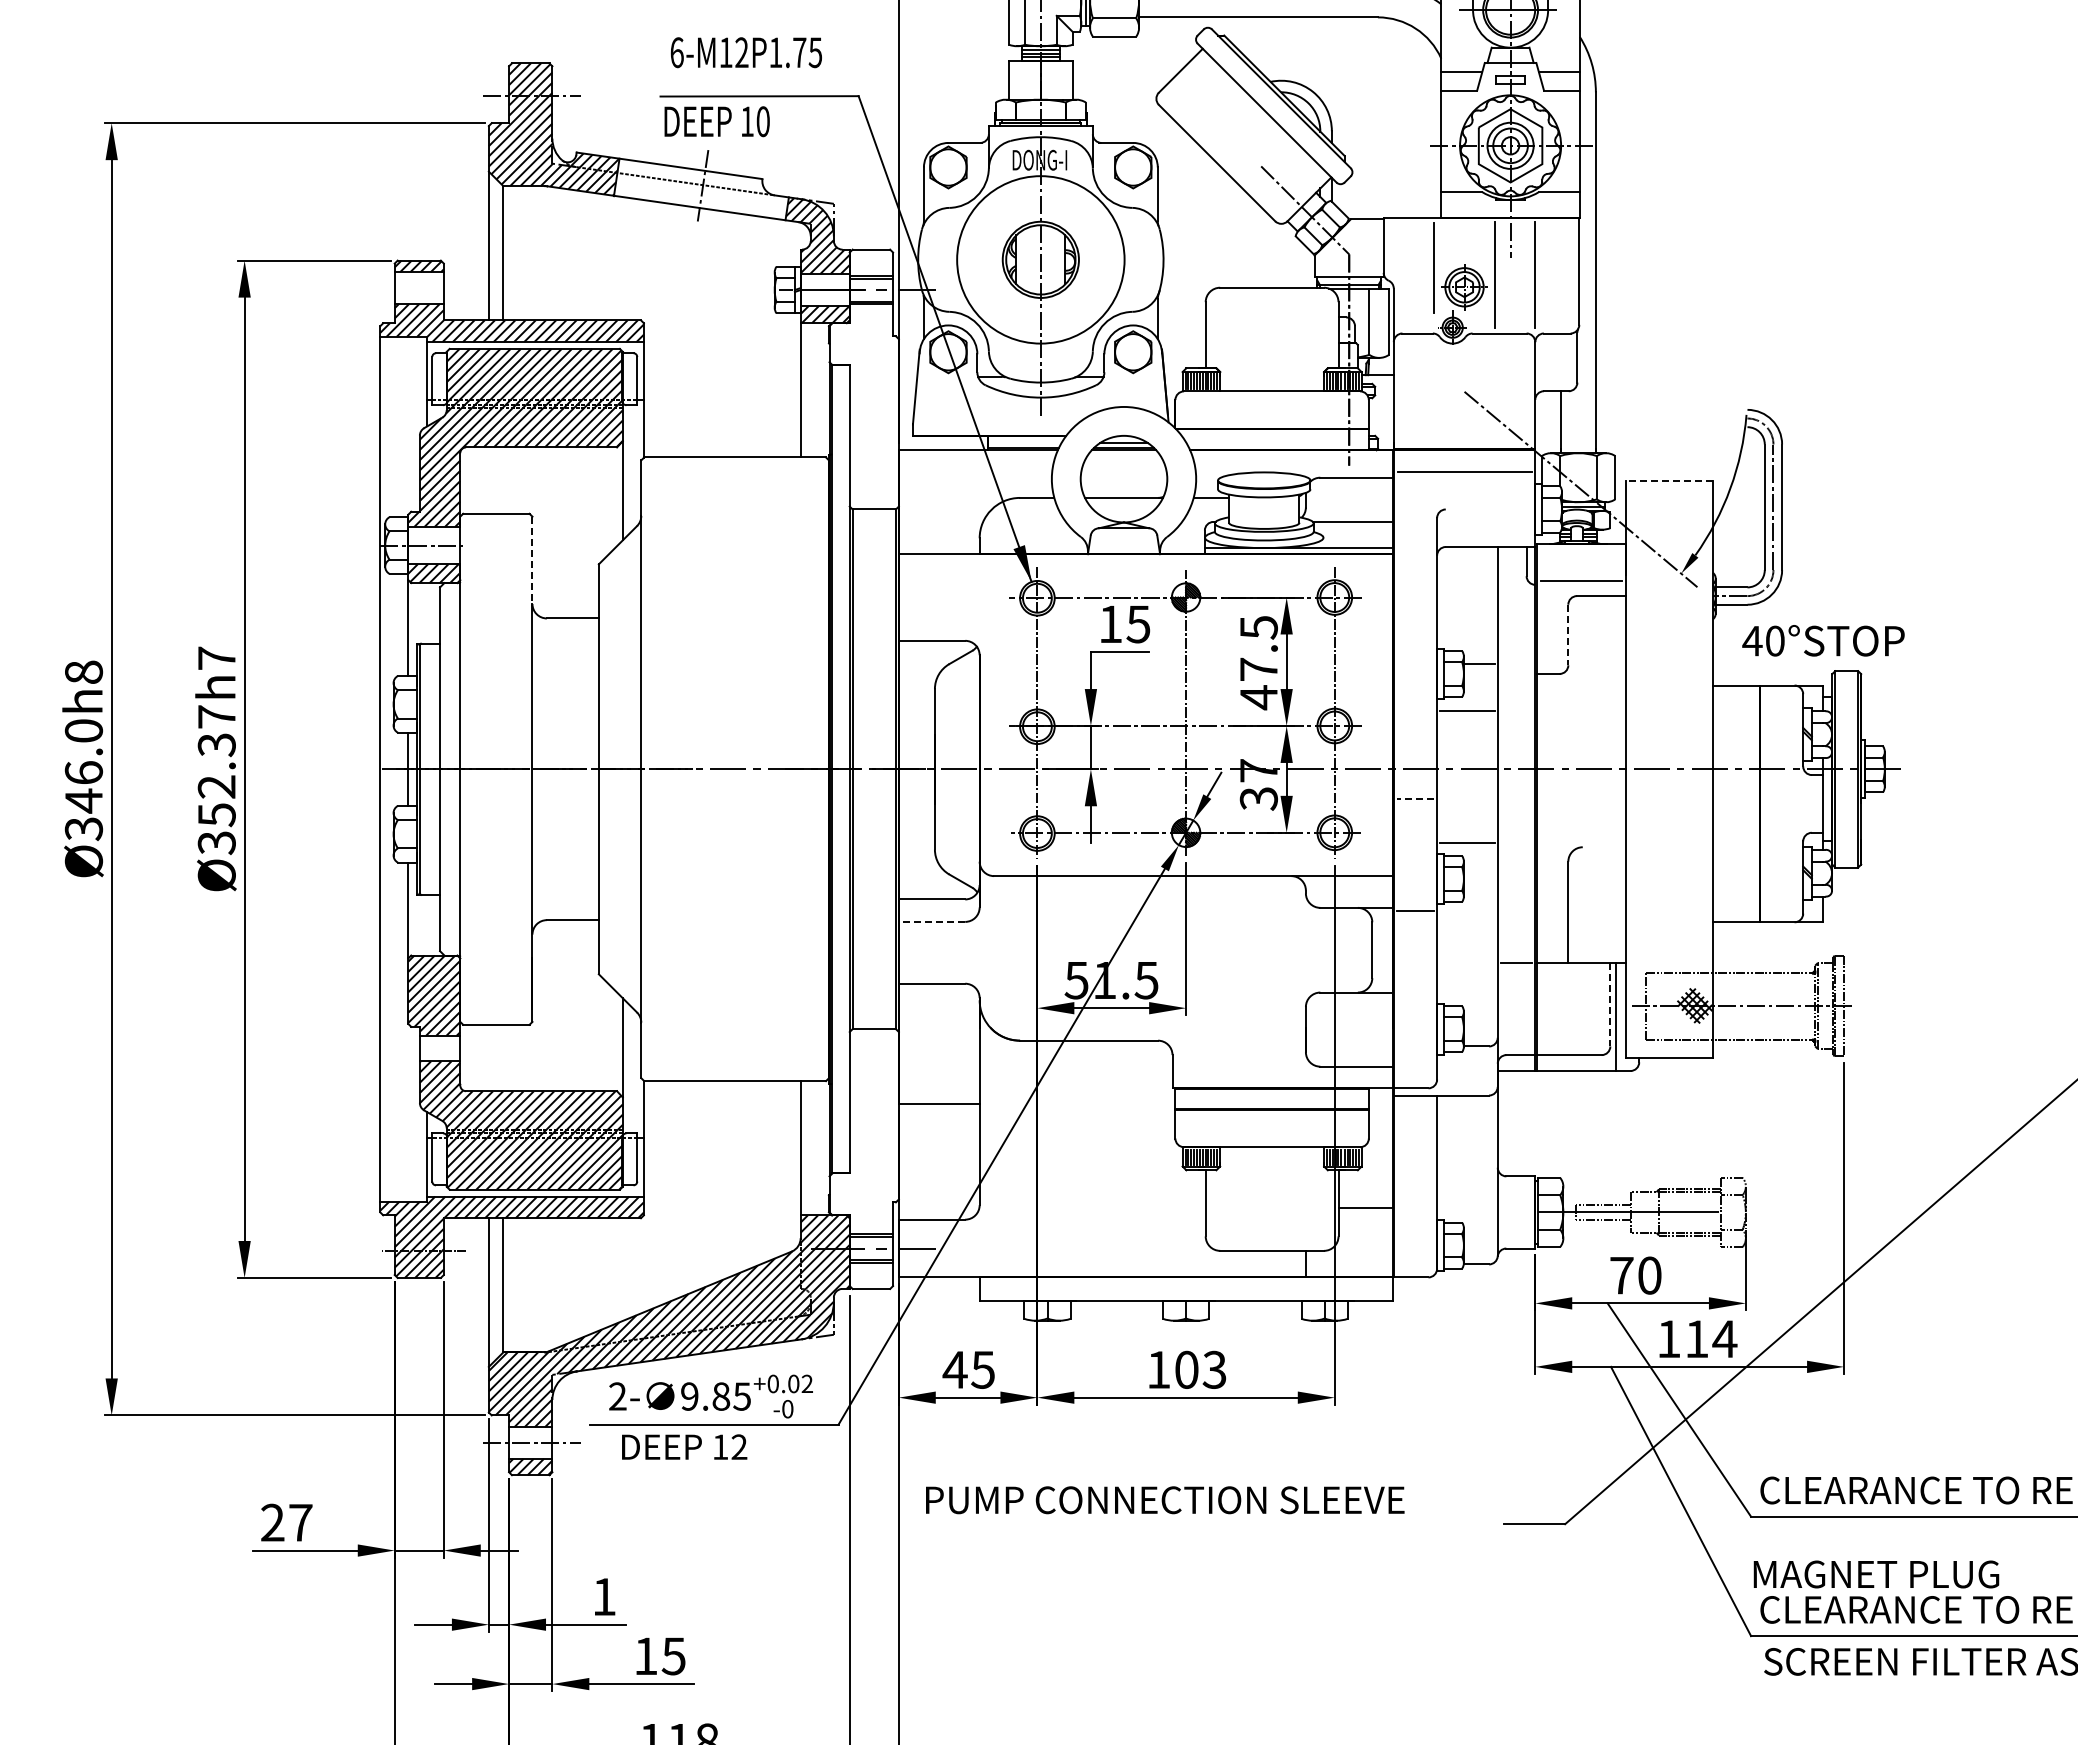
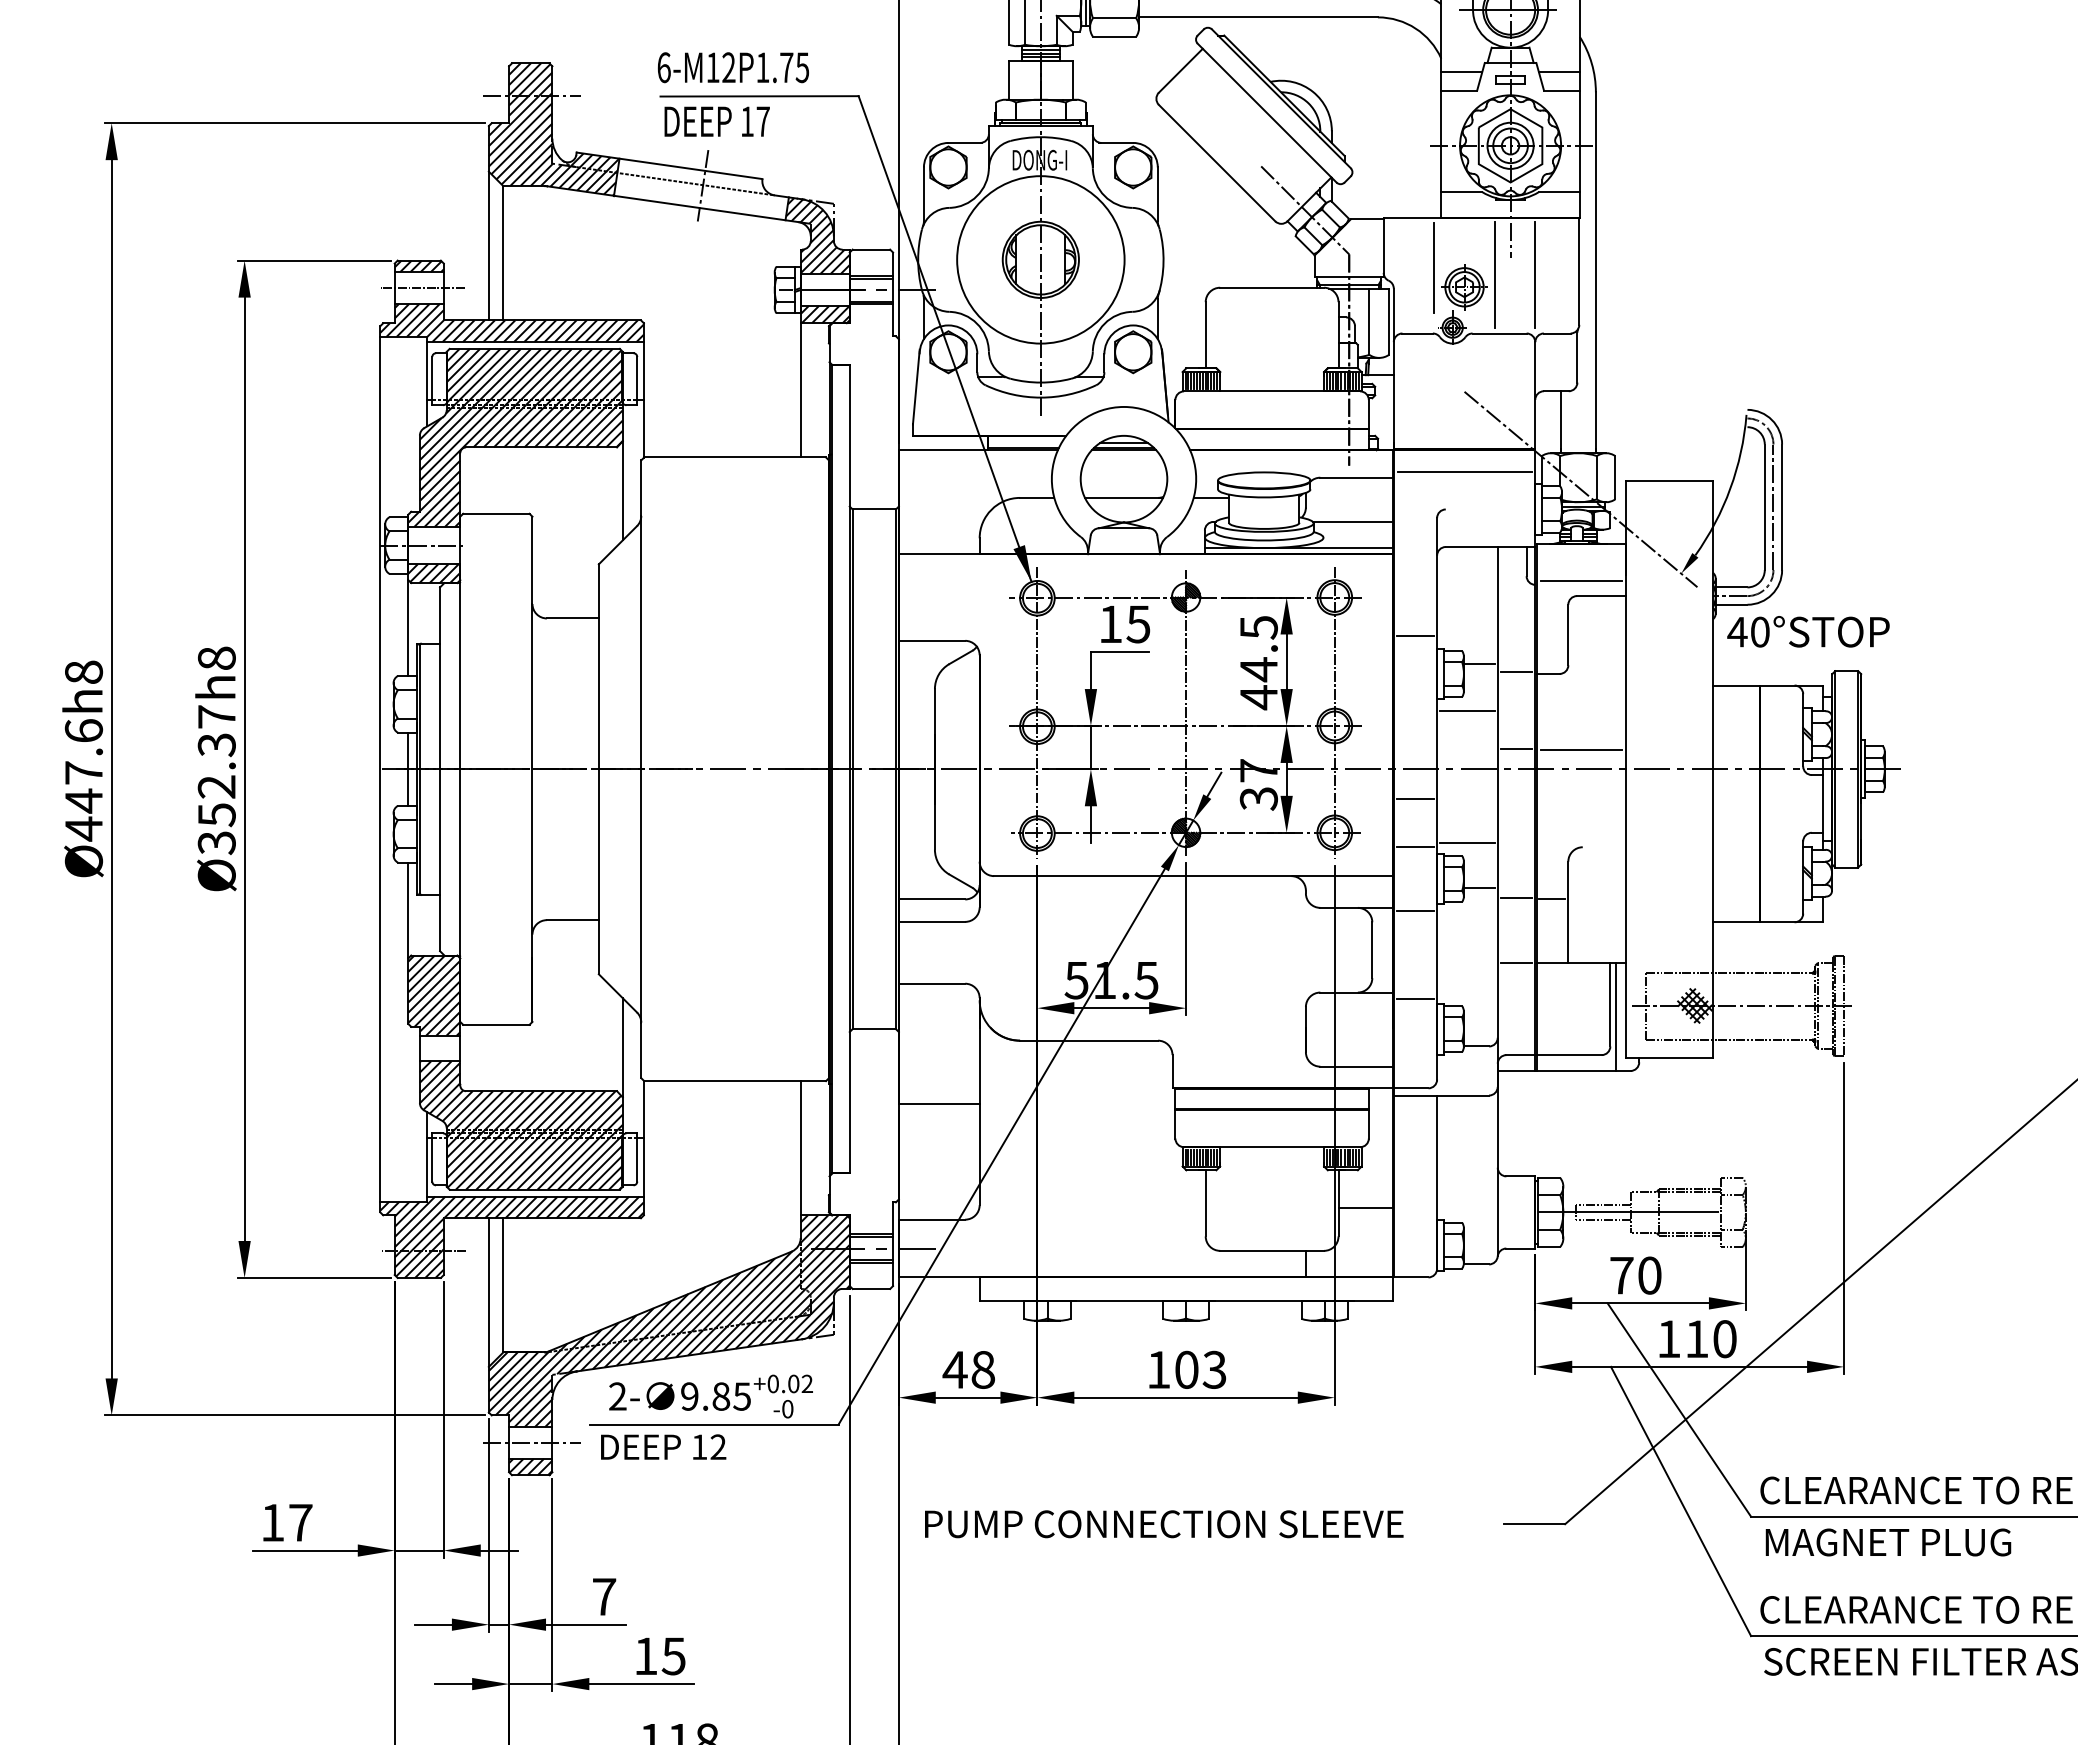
text position: (745, 52) -> (732, 67) (732, 67)
text: 10 -> 17 (762, 121)
line: none -> present (422, 288)
line: dashed -> solid (1668, 480)
line: dashed -> solid (532, 560)
line: dashed -> solid (1568, 635)
line: none -> present (1415, 636)
text position: (1823, 640) -> (1808, 631) (1808, 631)
text: Ø352.37h7 -> Ø352.37h8 (216, 657)
text: 47.5 -> 44.5 (1258, 669)
line: none -> present (1516, 671)
line: none -> present (1516, 749)
line: none -> present (1580, 749)
text: Ø346.0h8 -> Ø447.6h8 (83, 780)
line: dashed -> solid (1415, 798)
line: none -> present (1415, 847)
line: none -> present (1478, 887)
line: none -> present (1516, 897)
line: none -> present (1552, 899)
line: dashed -> solid (931, 921)
line: none -> present (1415, 998)
line: dashed -> solid (1610, 1004)
text: 114 -> 110 (1724, 1339)
text: 45 -> 48 (983, 1369)
text position: (684, 1446) -> (663, 1446) (663, 1446)
text position: (1165, 1500) -> (1164, 1524) (1164, 1524)
text: 27 -> 17 (272, 1522)
text position: (1876, 1574) -> (1888, 1542) (1888, 1542)
text: 1 -> 7 (604, 1596)
